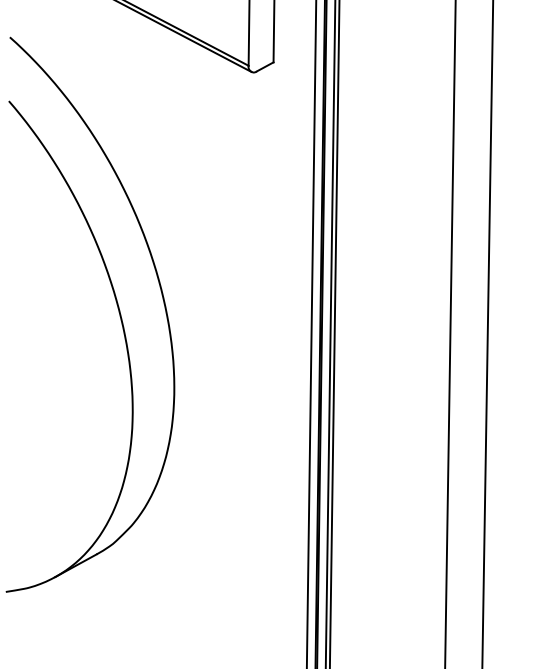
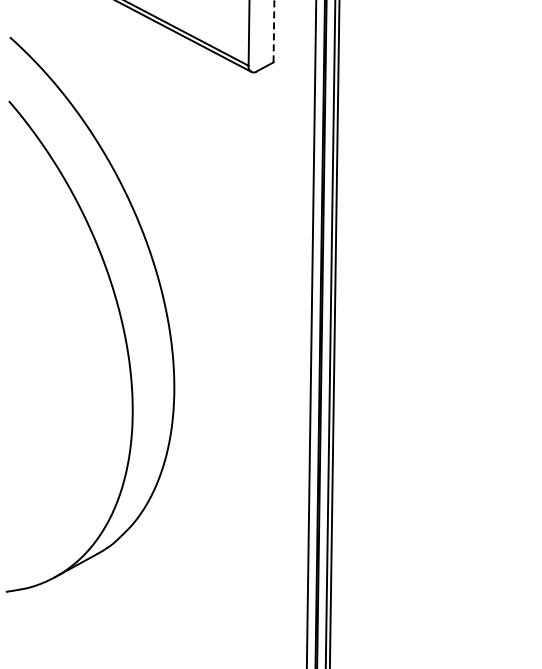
line: solid -> dashed (273, 31)
line: present -> none (450, 333)
line: present -> none (487, 333)
